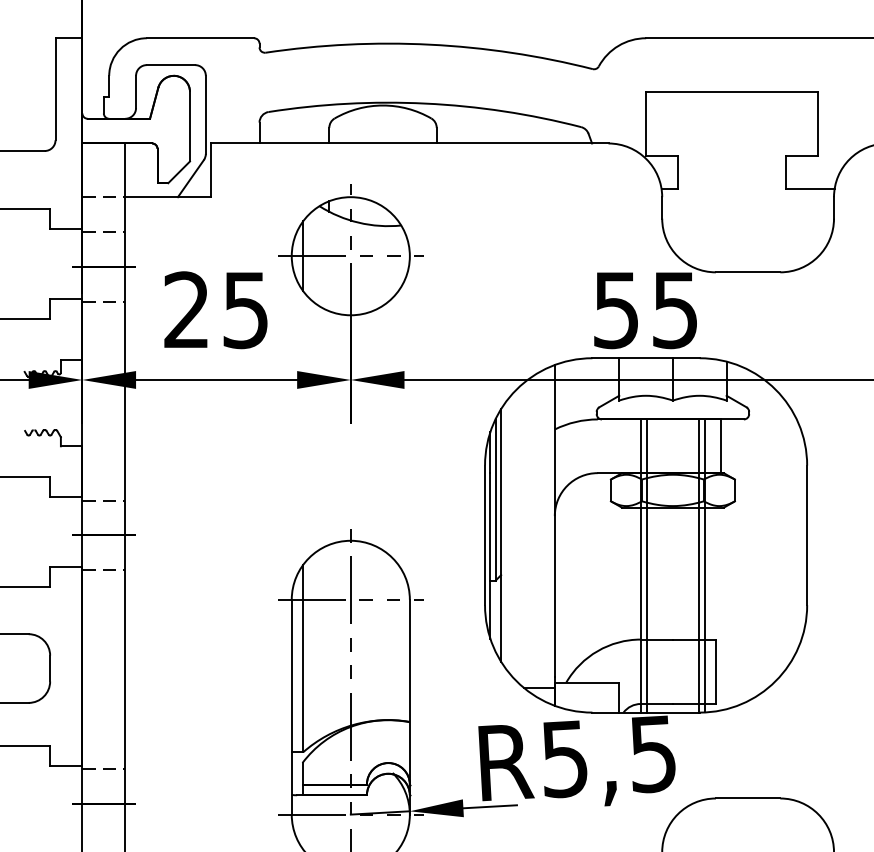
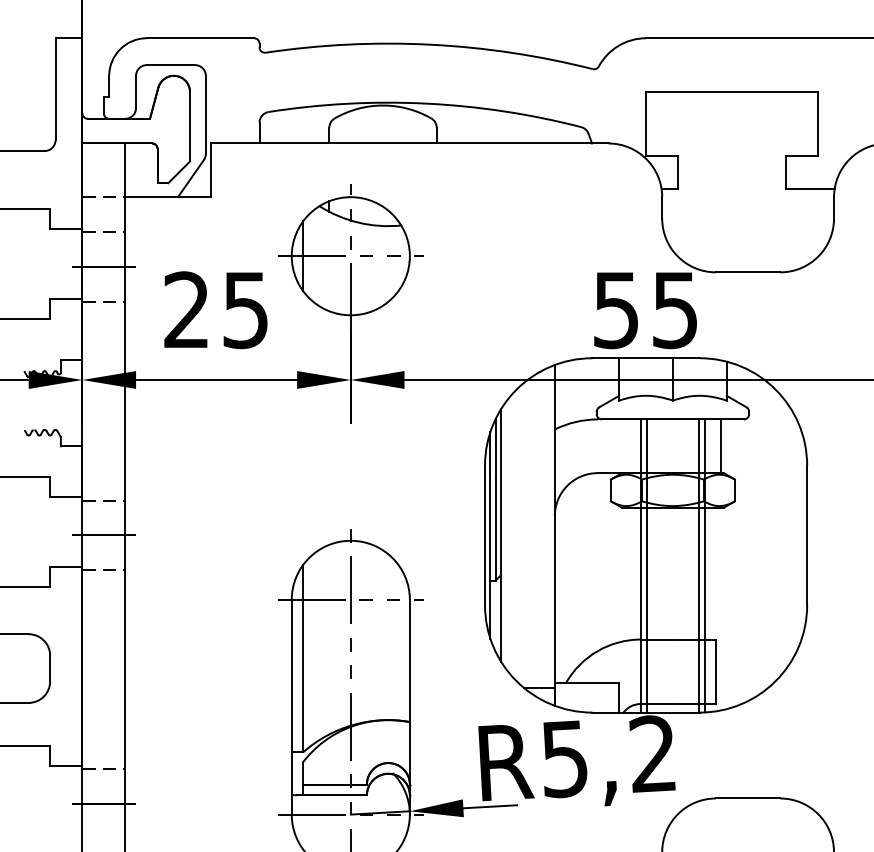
text: R5,5 -> R5,2 (652, 754)
